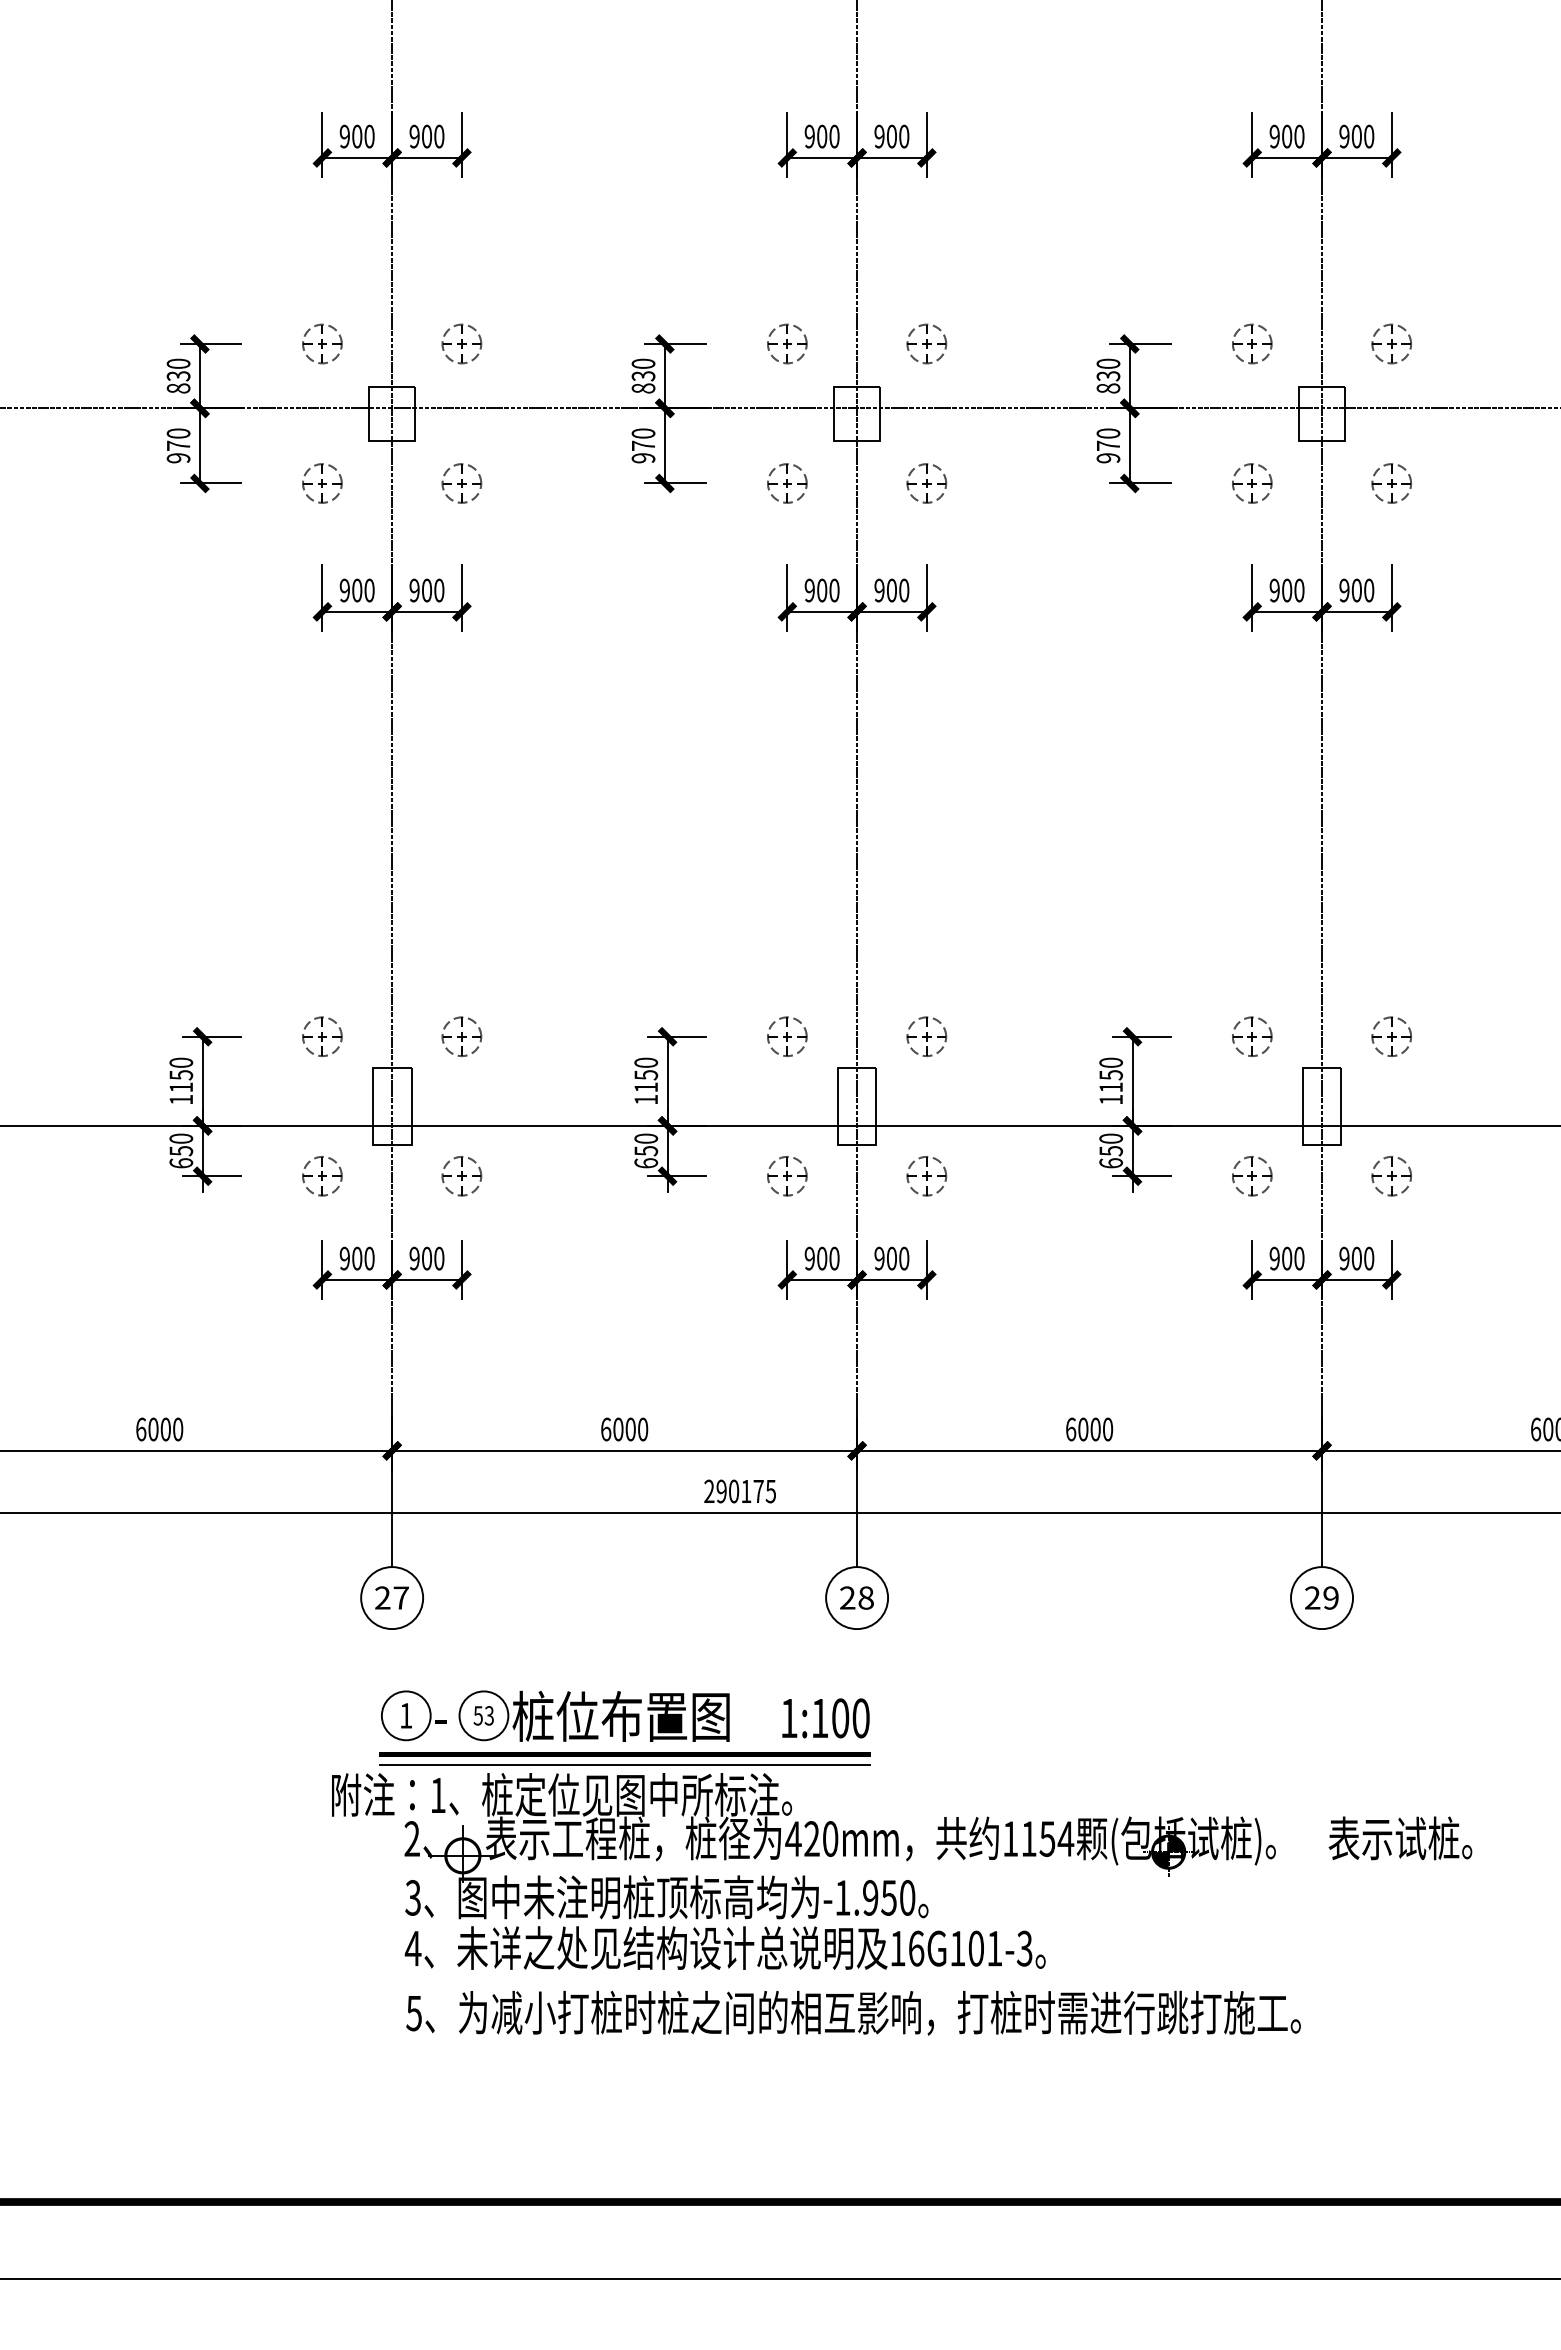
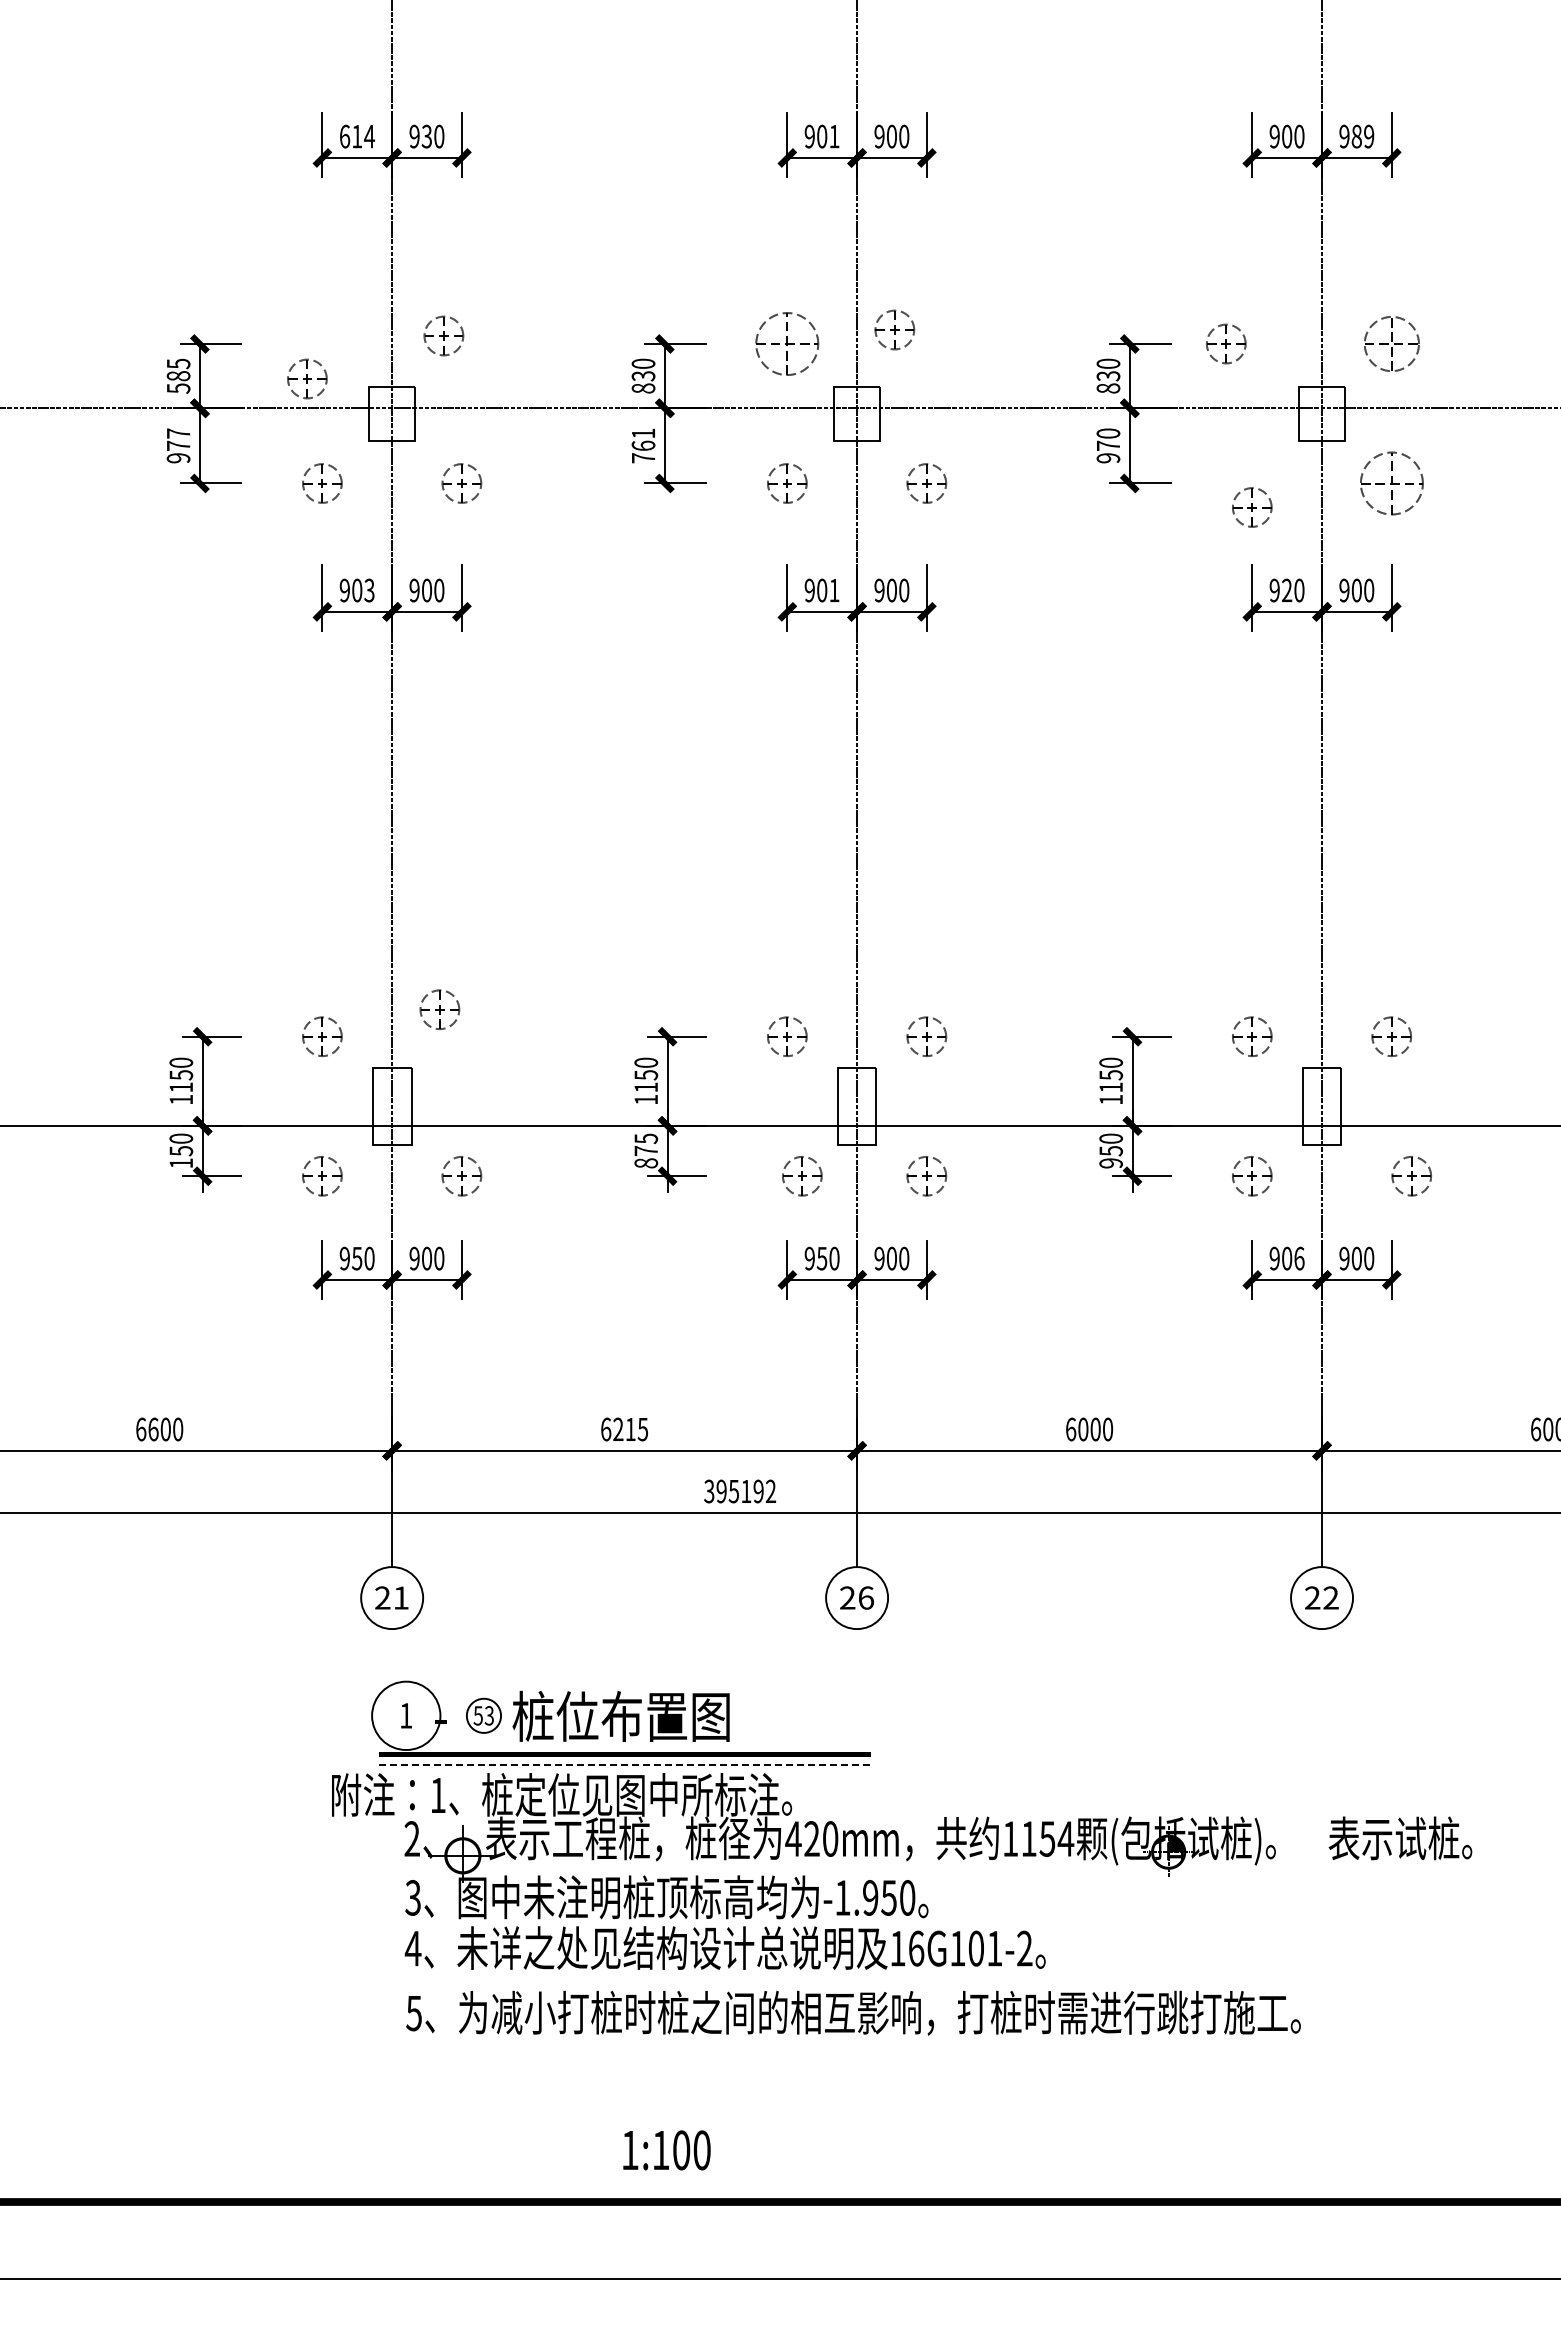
text: 900 -> 614 (357, 136)
text: 900 -> 930 (426, 136)
text: 900 -> 901 (834, 136)
text: 900 -> 989 (1362, 136)
part position: (322, 343) -> (307, 378) (307, 378)
part position: (461, 343) -> (443, 335) (443, 335)
part size: 41x42 px -> 65x64 px (787, 343)
part position: (926, 343) -> (894, 329) (894, 329)
part position: (1252, 343) -> (1226, 343) (1226, 343)
part size: 41x42 px -> 56x56 px (1391, 343)
text: 830 -> 585 (178, 375)
text: 970 -> 977 (178, 433)
text: 970 -> 761 (643, 445)
part position: (1252, 483) -> (1252, 507) (1252, 507)
part size: 41x41 px -> 64x65 px (1391, 483)
text: 900 -> 903 (369, 590)
text: 900 -> 901 (834, 590)
text: 900 -> 920 (1287, 590)
part position: (461, 1036) -> (439, 1009) (439, 1009)
text: 650 -> 875 (646, 1150)
text: 650 -> 150 (181, 1163)
text: 650 -> 950 (1111, 1163)
part position: (787, 1176) -> (802, 1176) (802, 1176)
part position: (1391, 1176) -> (1411, 1176) (1411, 1176)
text: 900 -> 950 (357, 1258)
text: 900 -> 950 (821, 1258)
text: 900 -> 906 (1299, 1258)
text: 6000 -> 6600 (153, 1429)
text: 6000 -> 6215 (630, 1429)
text: 290175 -> 395192 (740, 1491)
text: 27 -> 21 (400, 1597)
text: 28 -> 26 (866, 1597)
text: 29 -> 22 (1330, 1597)
circle diameter: 49 px -> 68 px (406, 1715)
circle diameter: 49 px -> 34 px (483, 1715)
text position: (825, 1718) -> (666, 2150) (666, 2150)
line: solid -> dashed (625, 1765)
fill: present -> none (1160, 1860)
text: 16G101-3 -> 16G101-2 (1024, 1948)
